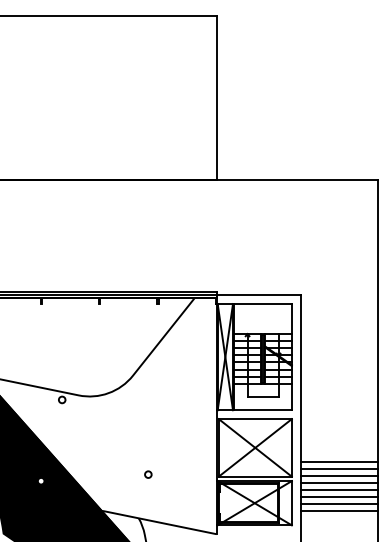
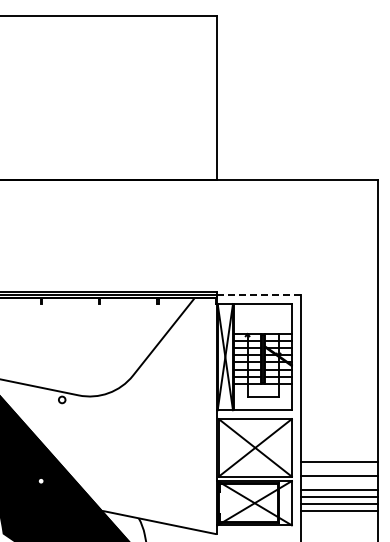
line: solid -> dashed (259, 295)
line: present -> none (339, 469)
circle: present -> none (148, 474)
line: present -> none (339, 483)
